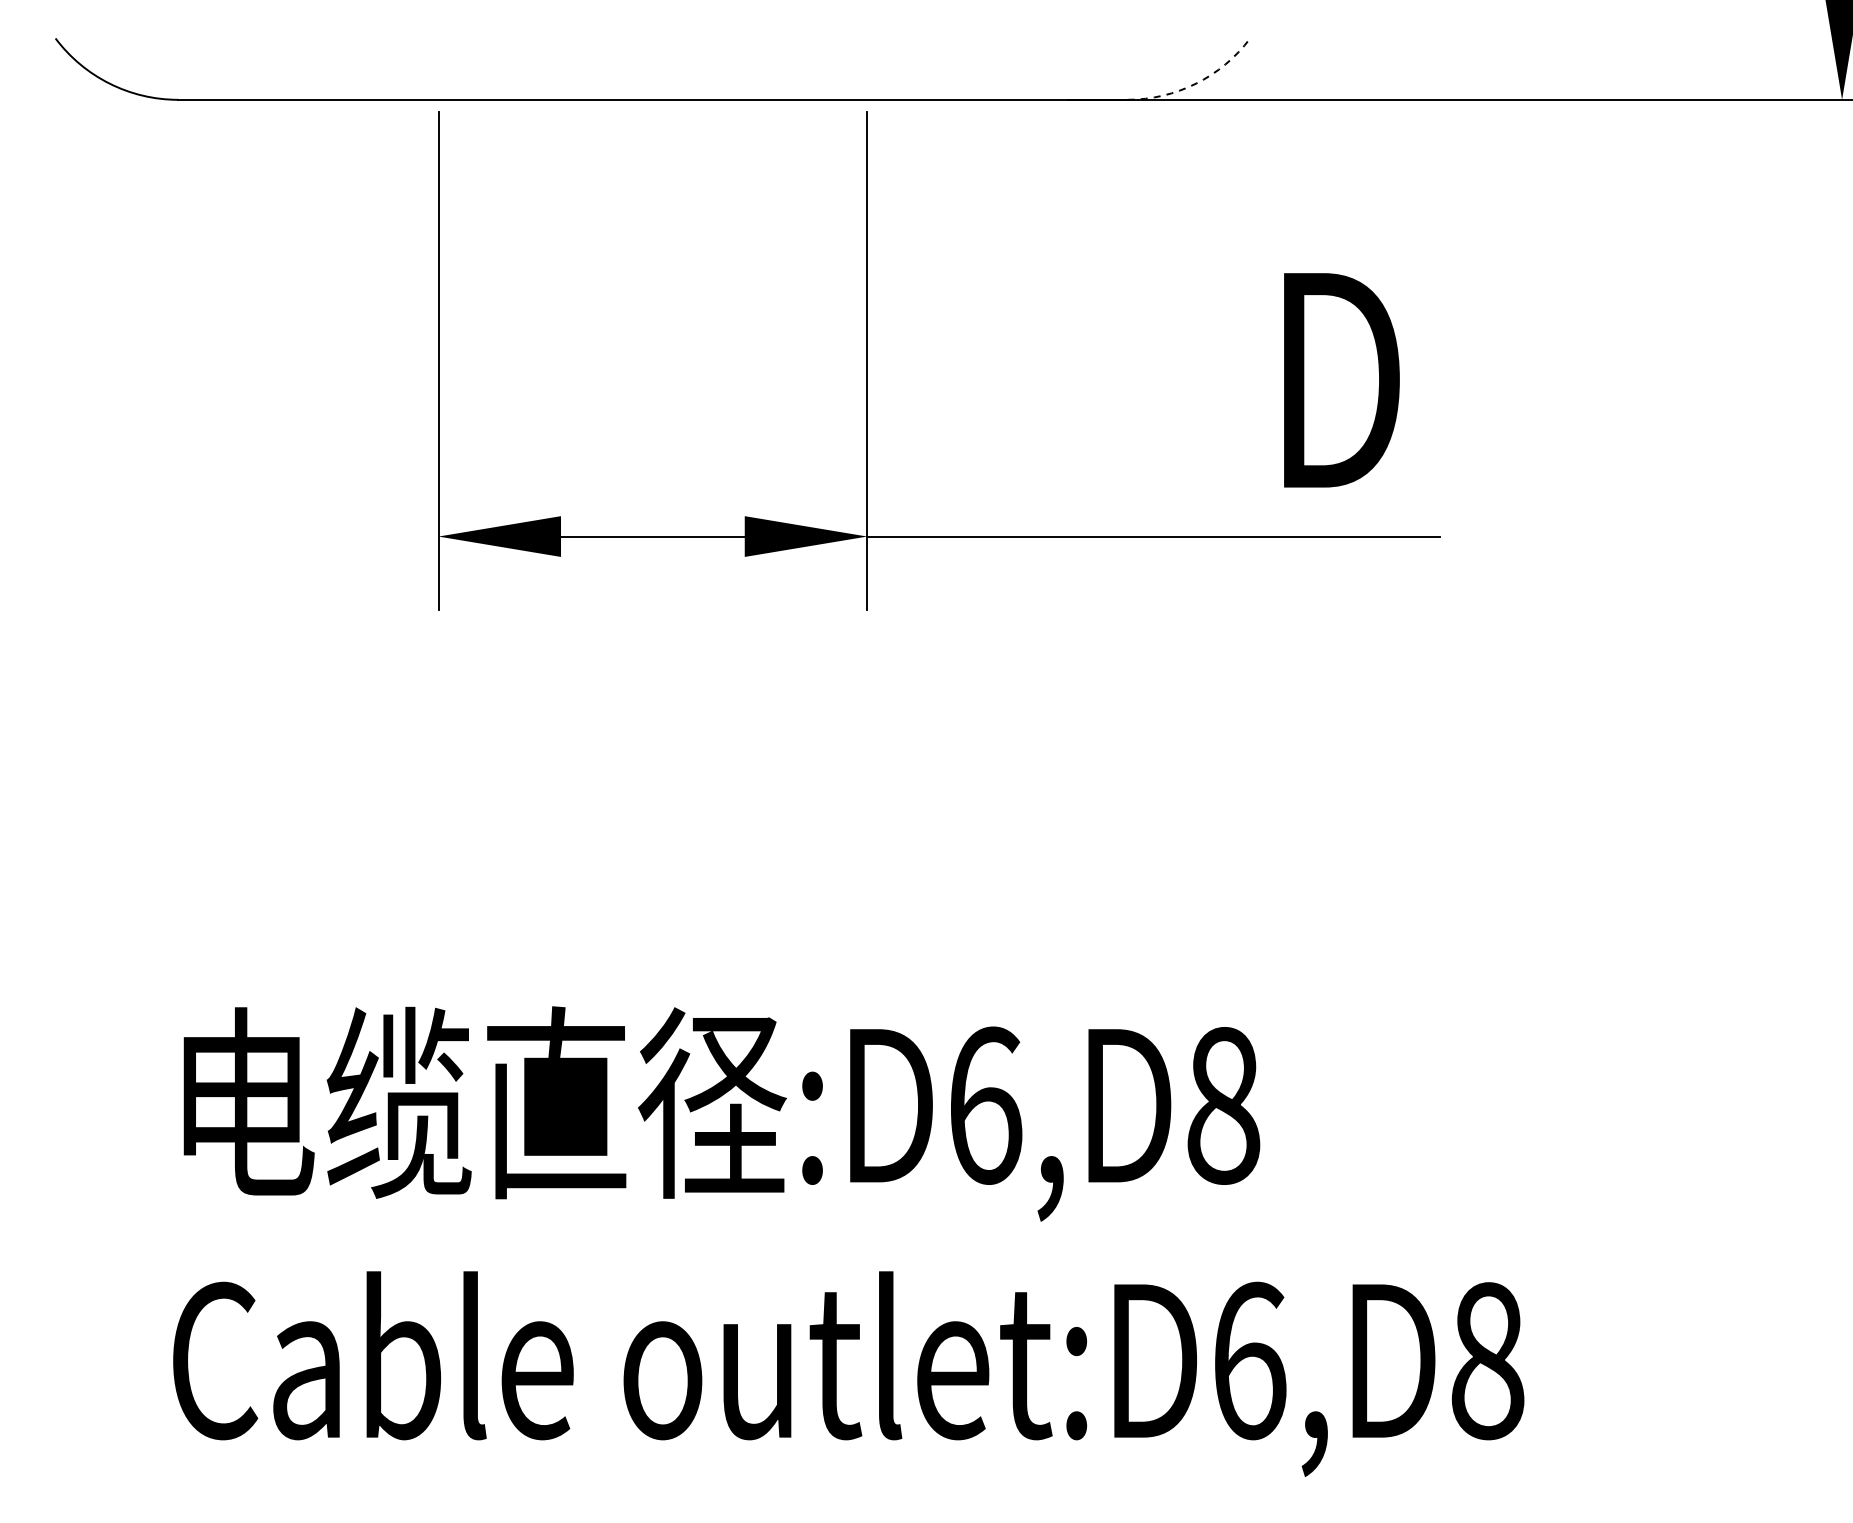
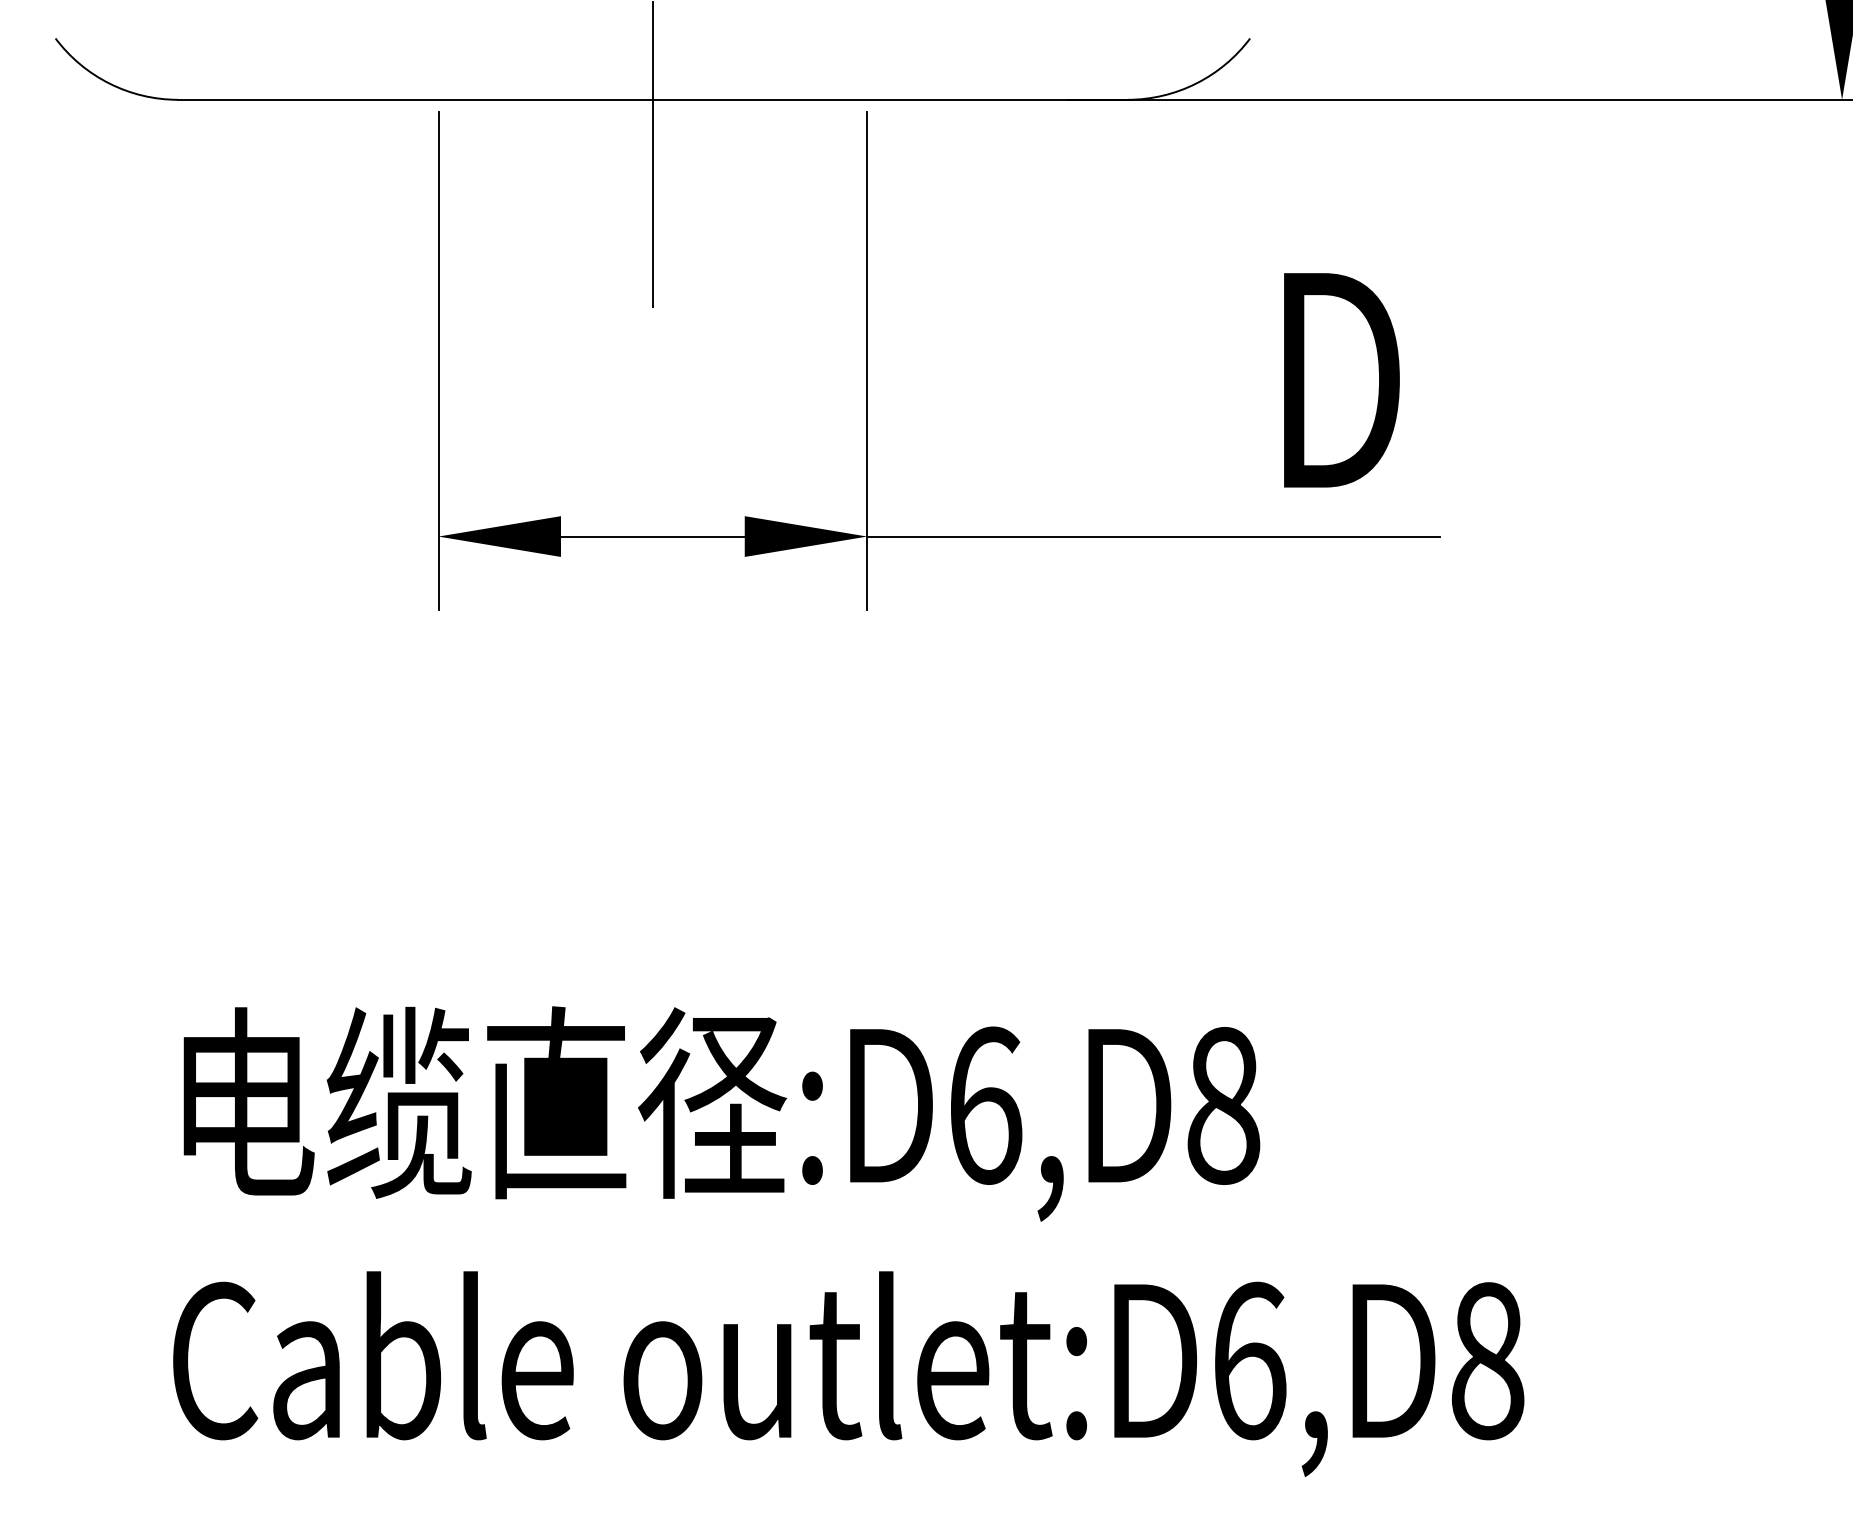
arc: dashed -> solid (1196, 83)
line: none -> present (652, 154)
